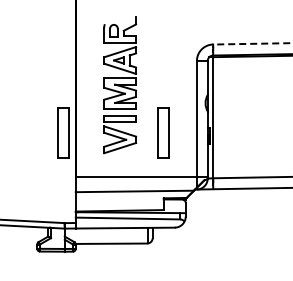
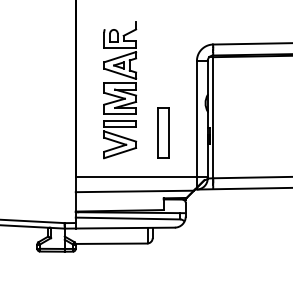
line: dashed -> solid (252, 43)
part position: (120, 85) -> (120, 90) (120, 90)
part: present -> none (63, 132)
